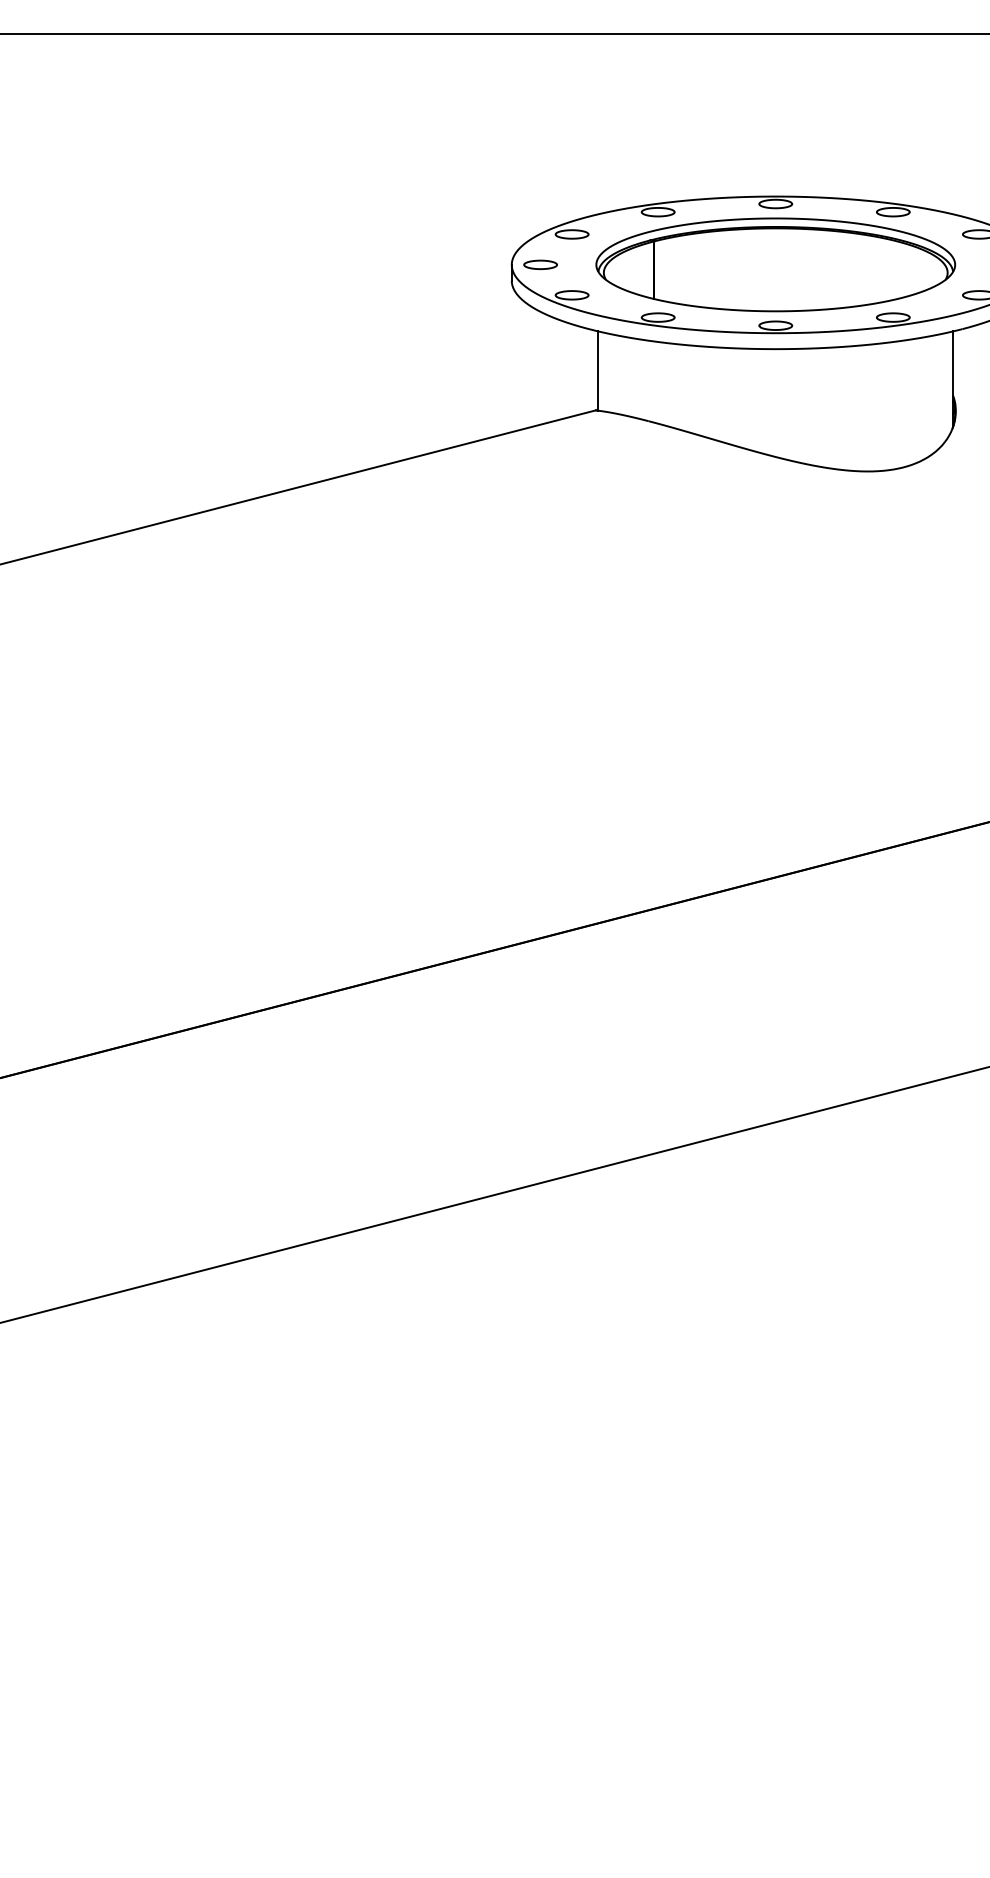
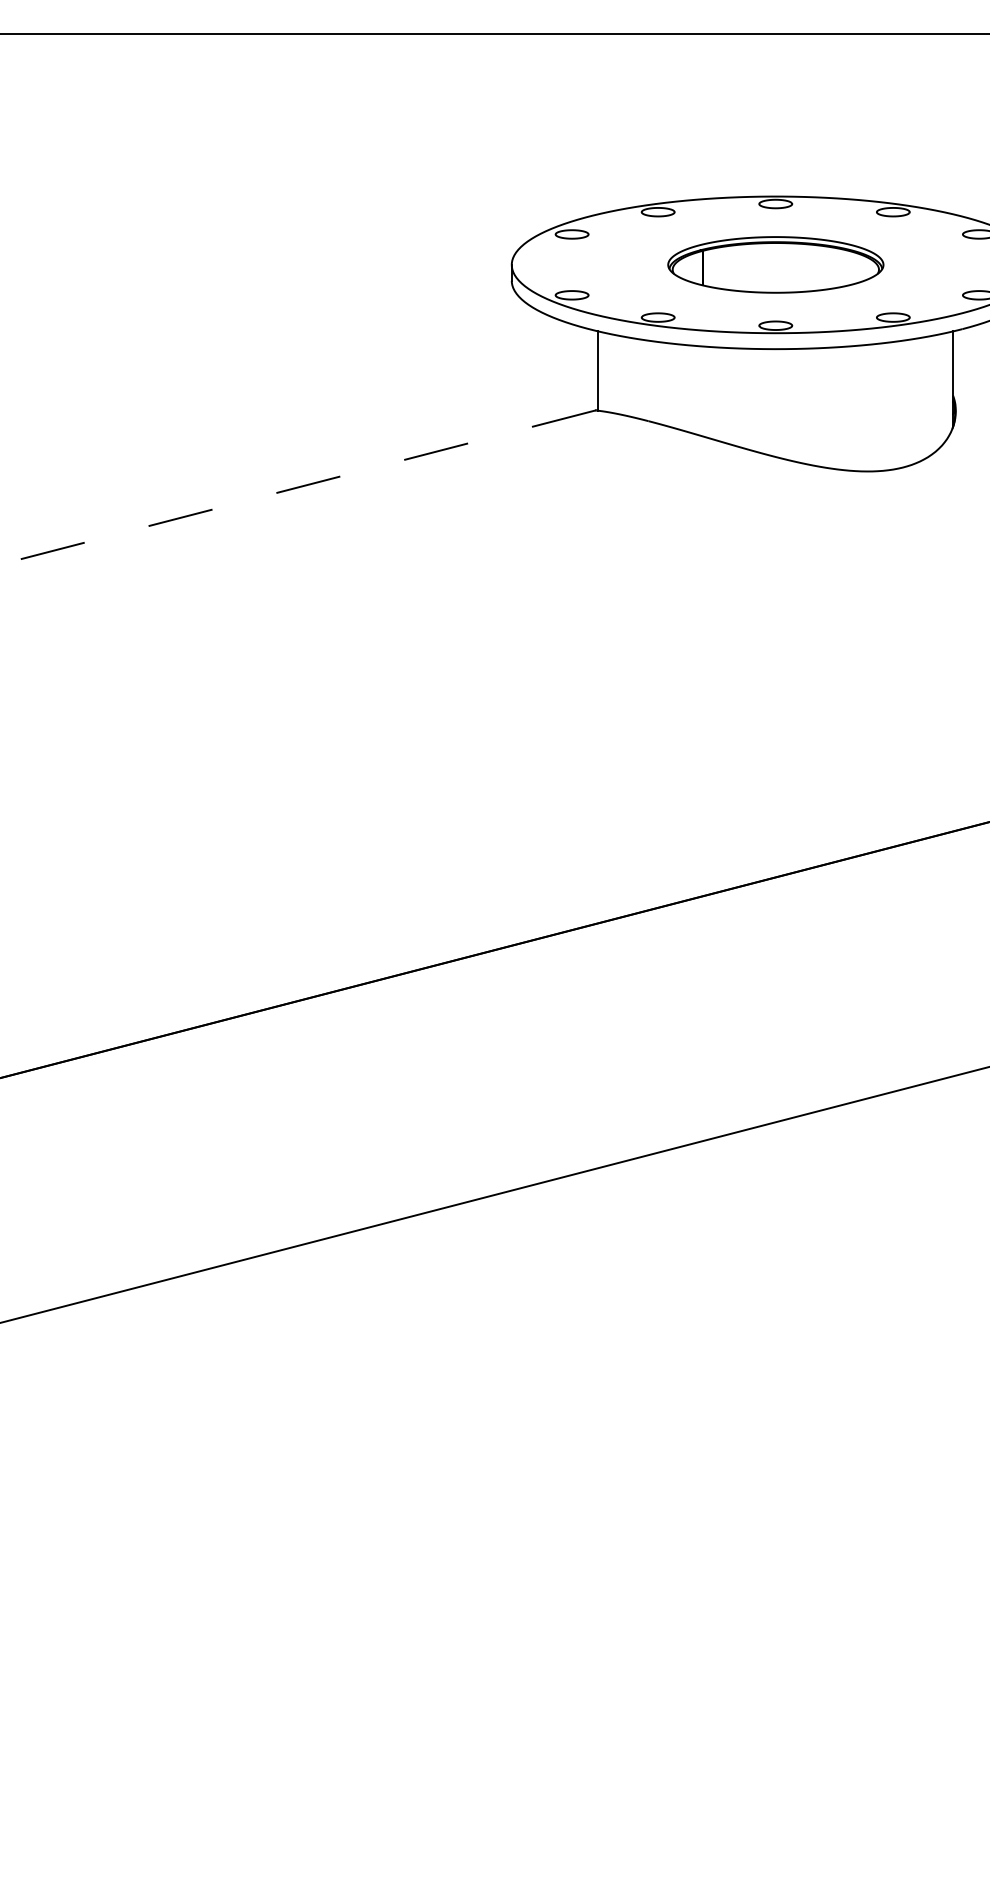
part: present -> none (540, 264)
part size: 362x96 px -> 218x58 px (775, 264)
line: solid -> dashed (297, 487)
